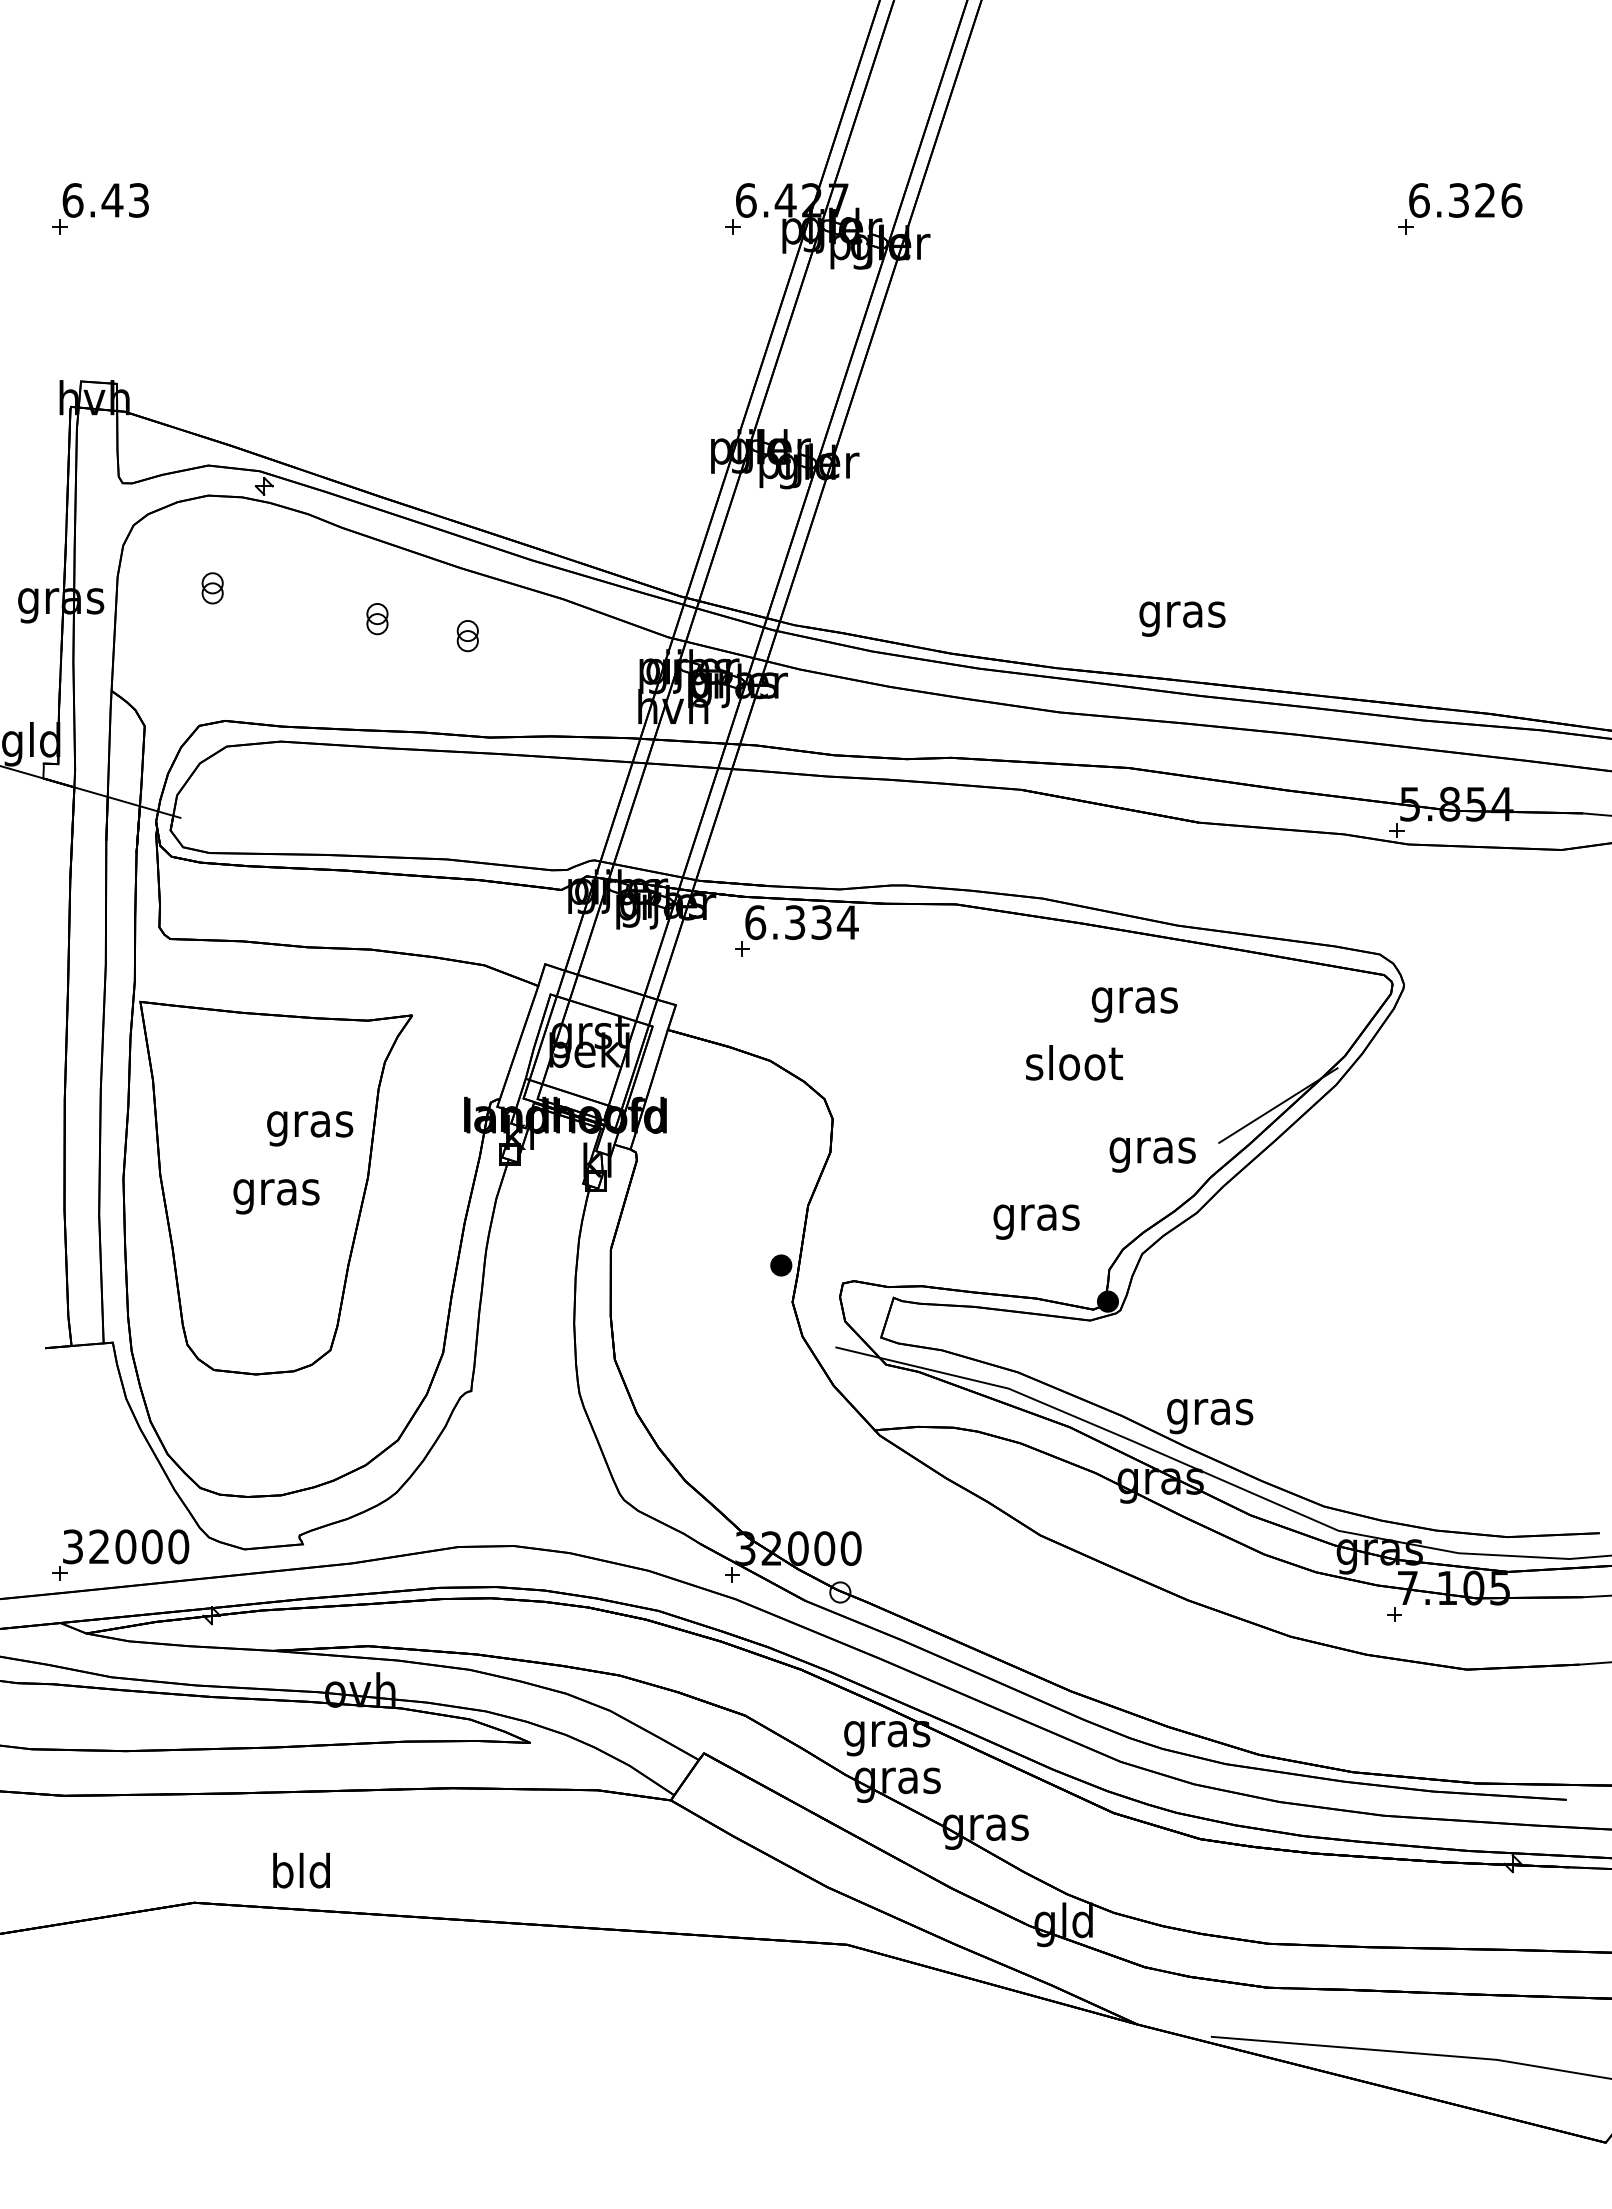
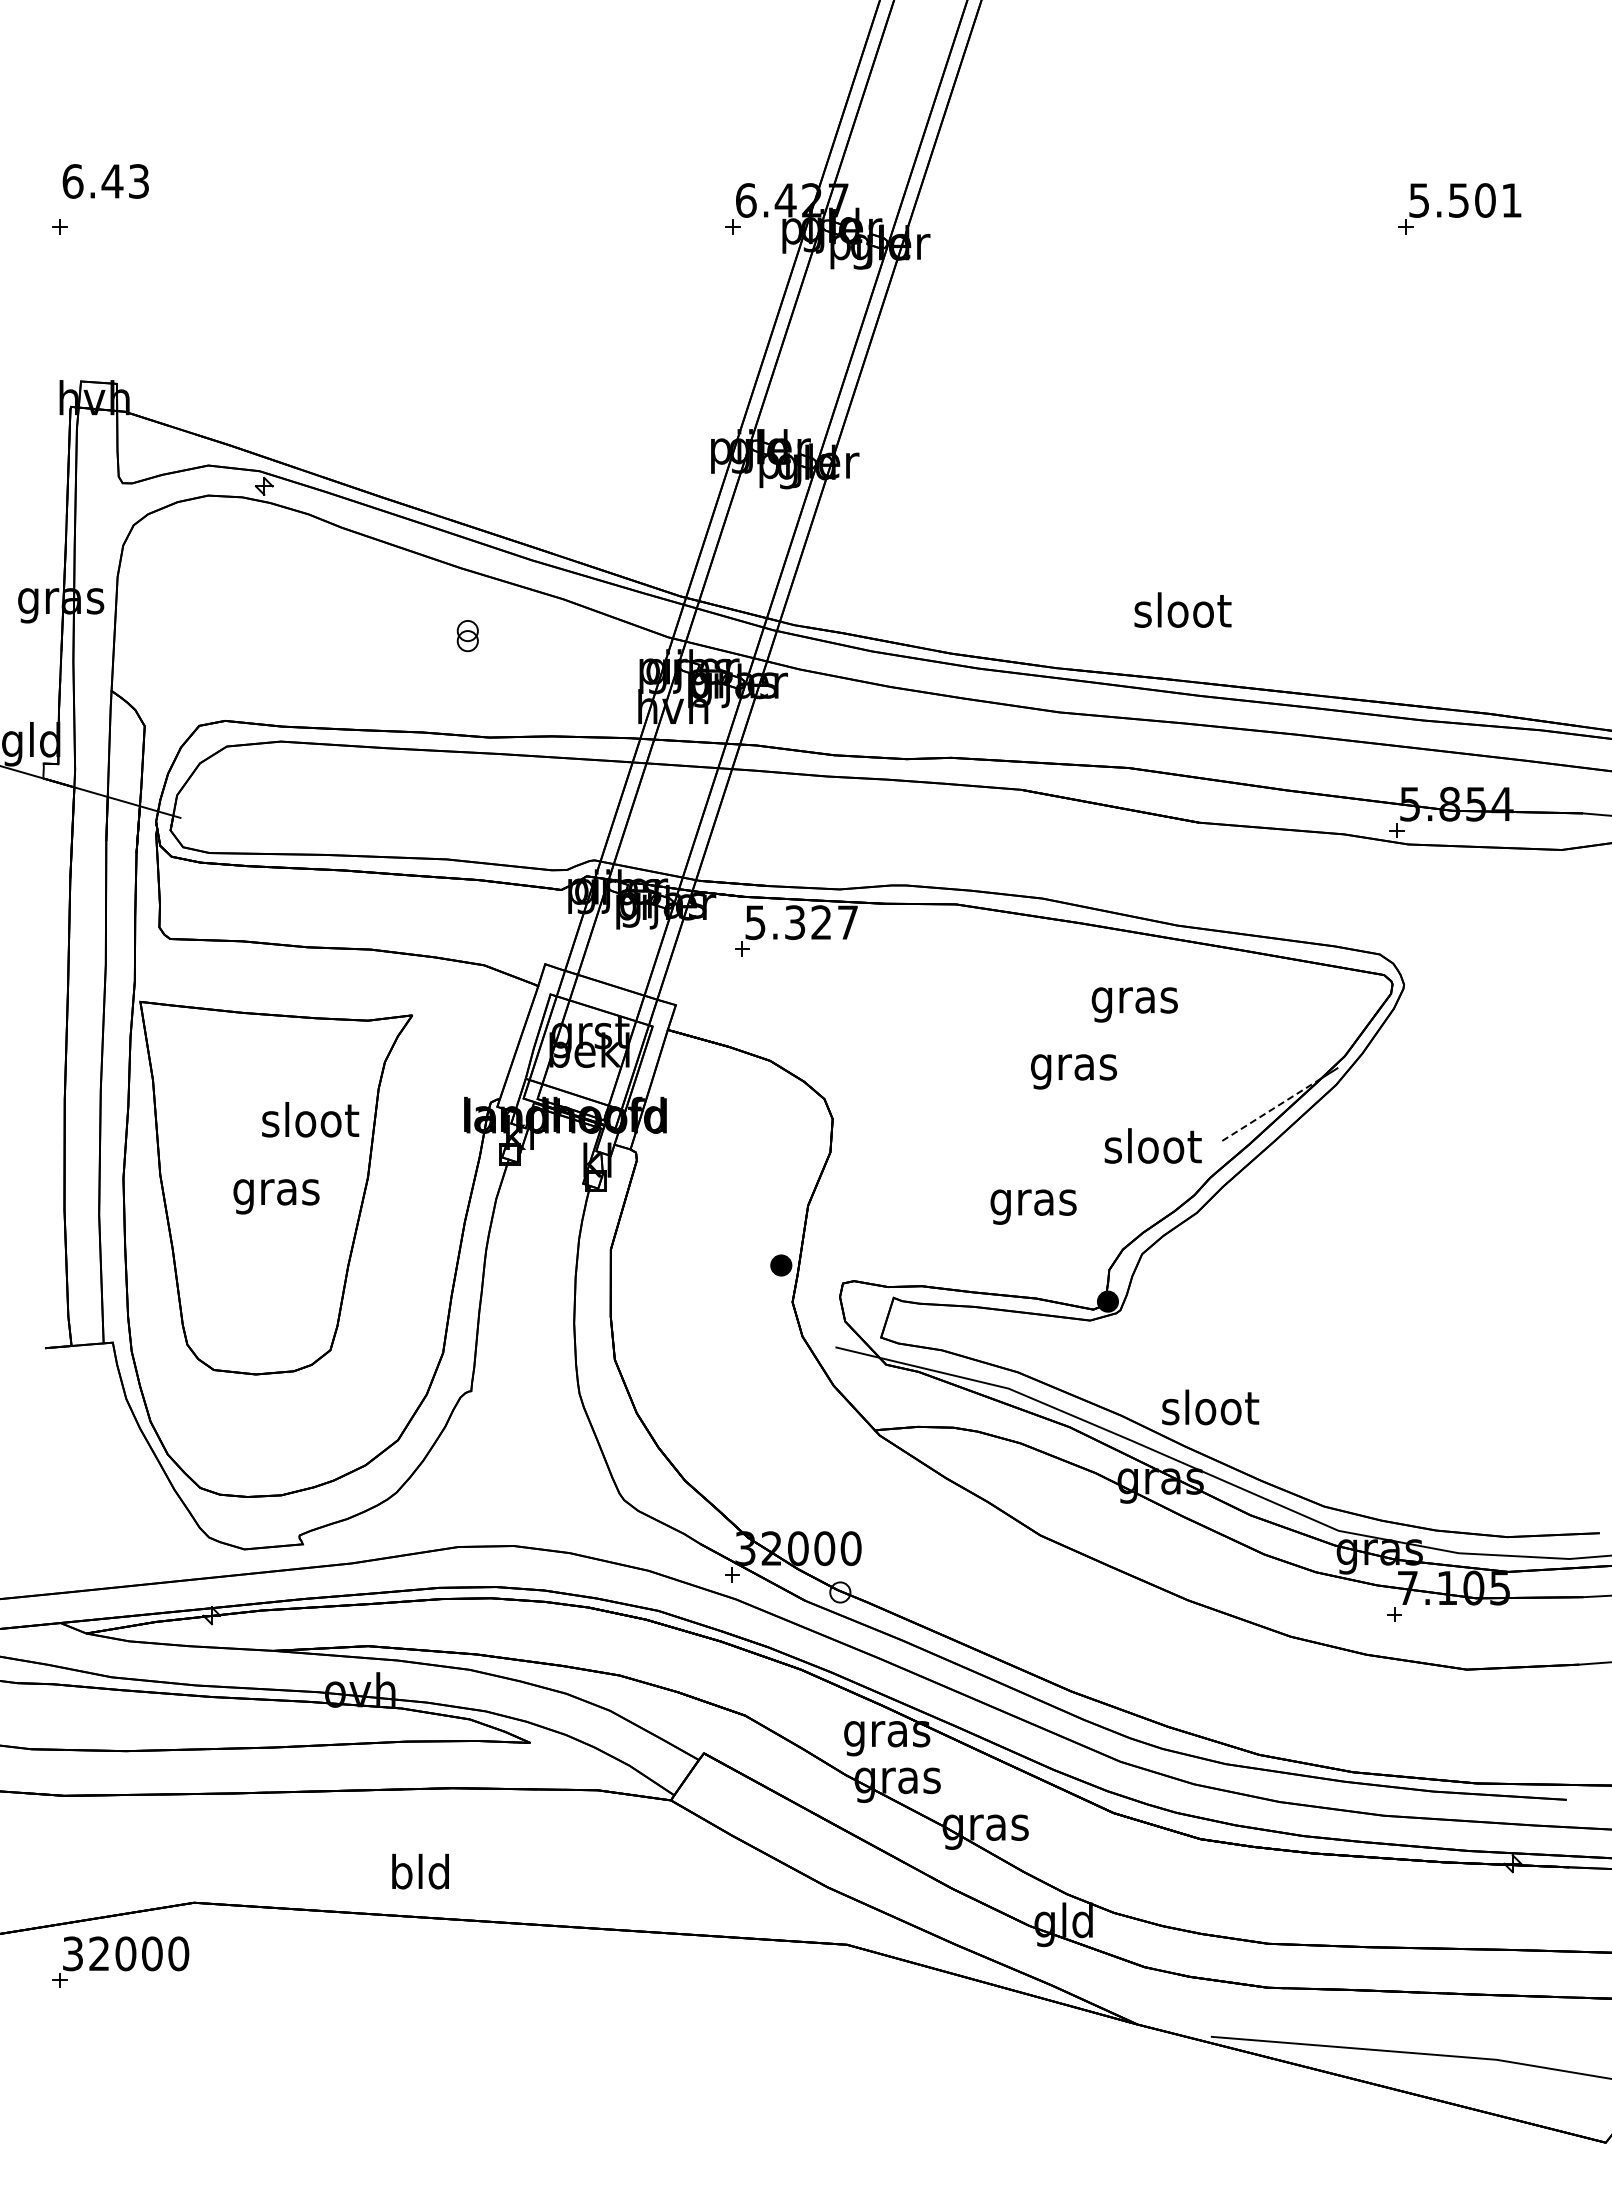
text position: (105, 200) -> (105, 181) (105, 181)
text: 6.326 -> 5.501 (1465, 200)
part: present -> none (212, 588)
text: gras -> sloot (1182, 614)
part: present -> none (377, 619)
text: 6.334 -> 5.327 (801, 922)
text: sloot -> gras (1074, 1067)
line: solid -> dashed (1269, 1110)
text: gras -> sloot (310, 1124)
text: gras -> sloot (1152, 1150)
text position: (1036, 1221) -> (1033, 1206) (1033, 1206)
text: gras -> sloot (1210, 1411)
part position: (120, 1554) -> (120, 1961) (120, 1961)
text position: (301, 1870) -> (420, 1871) (420, 1871)
